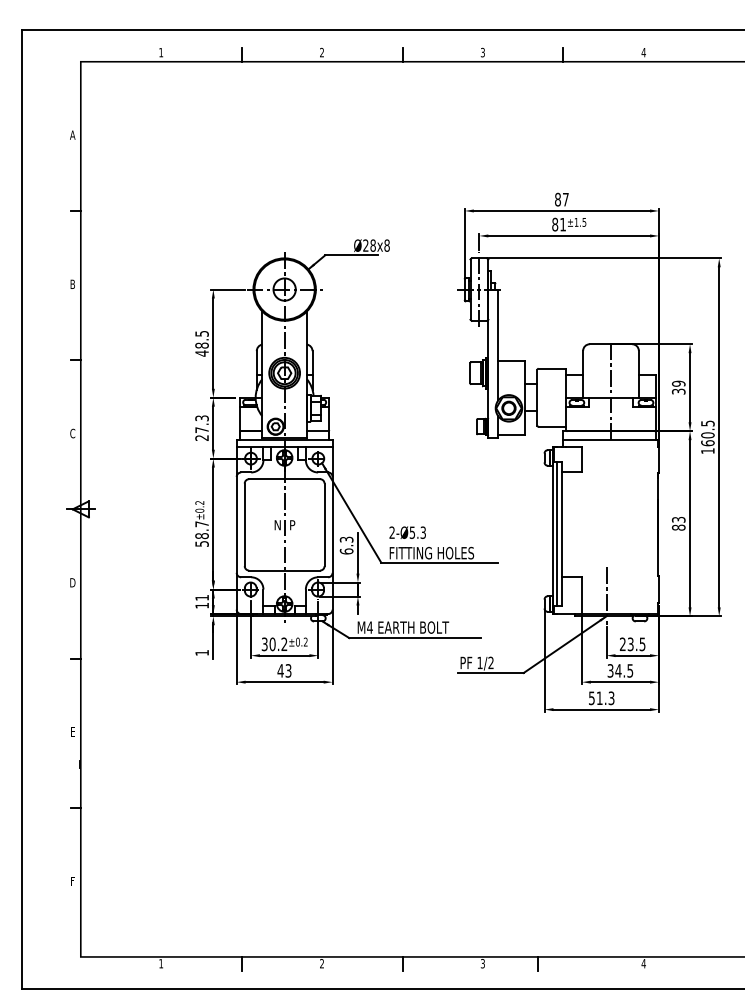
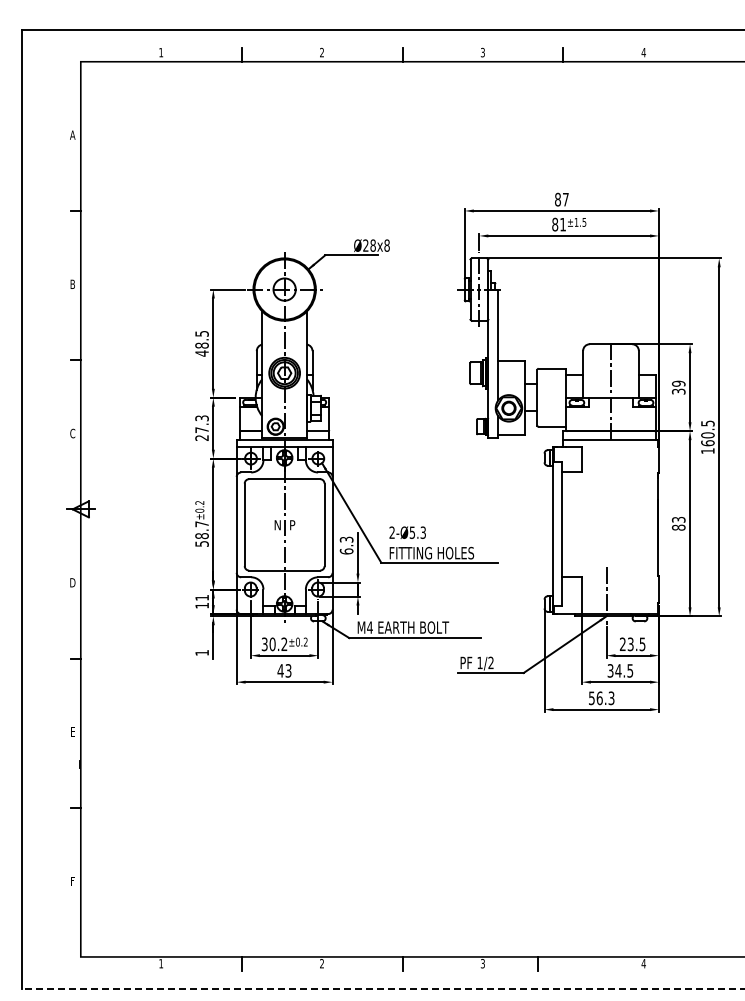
line: present -> none (557, 534)
text: 51.3 -> 56.3 (599, 698)
line: solid -> dashed (383, 988)
